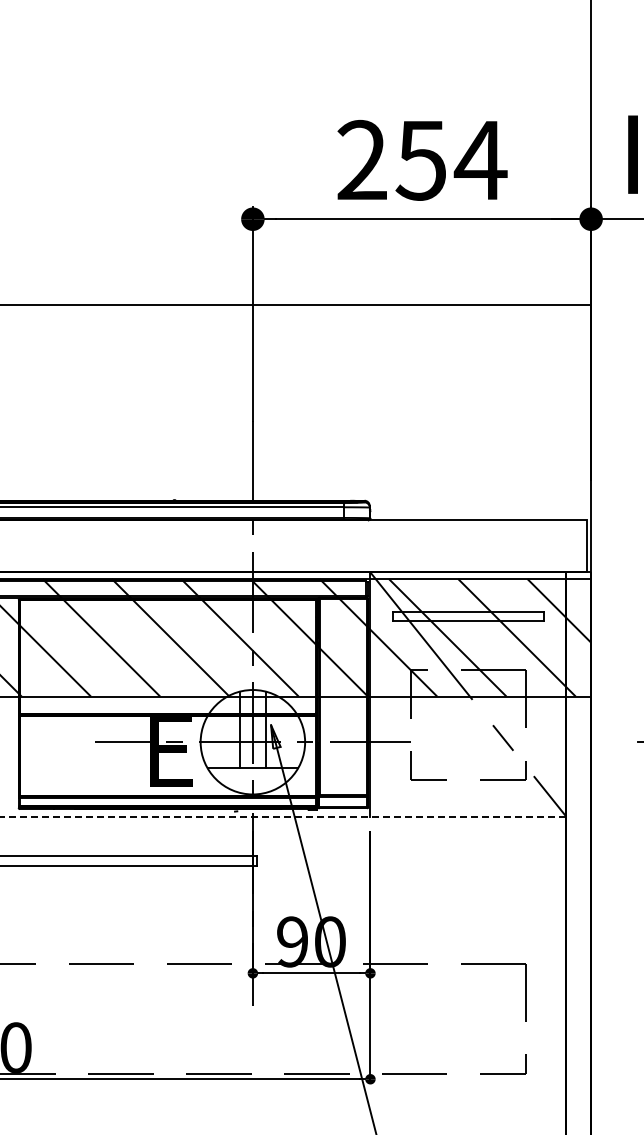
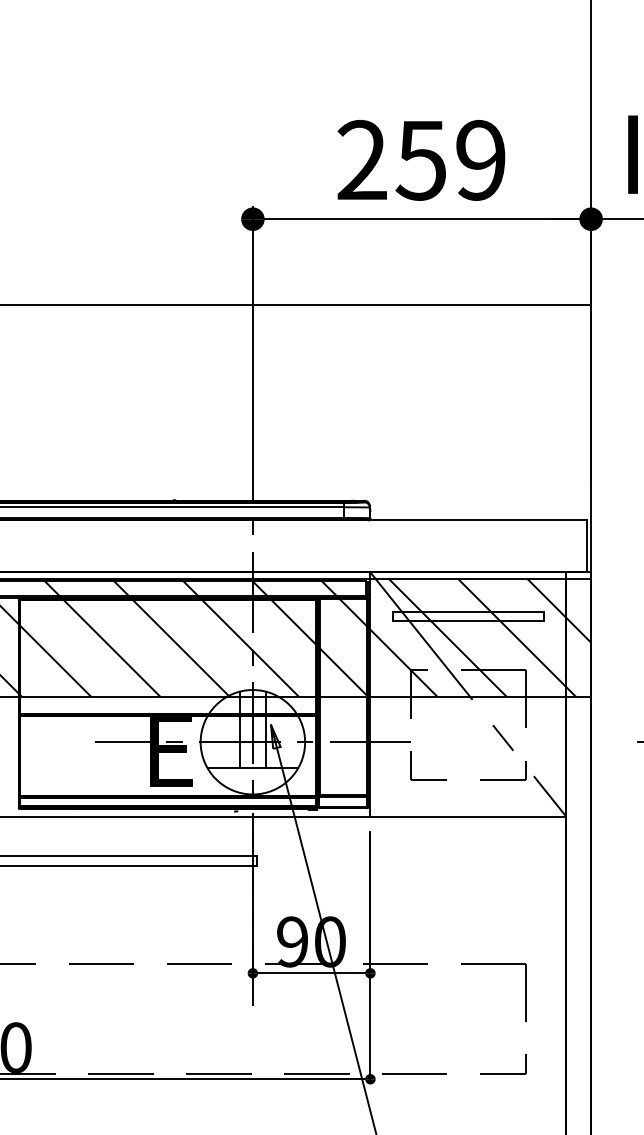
text: 254 -> 259 (480, 160)
line: dashed -> solid (283, 816)
